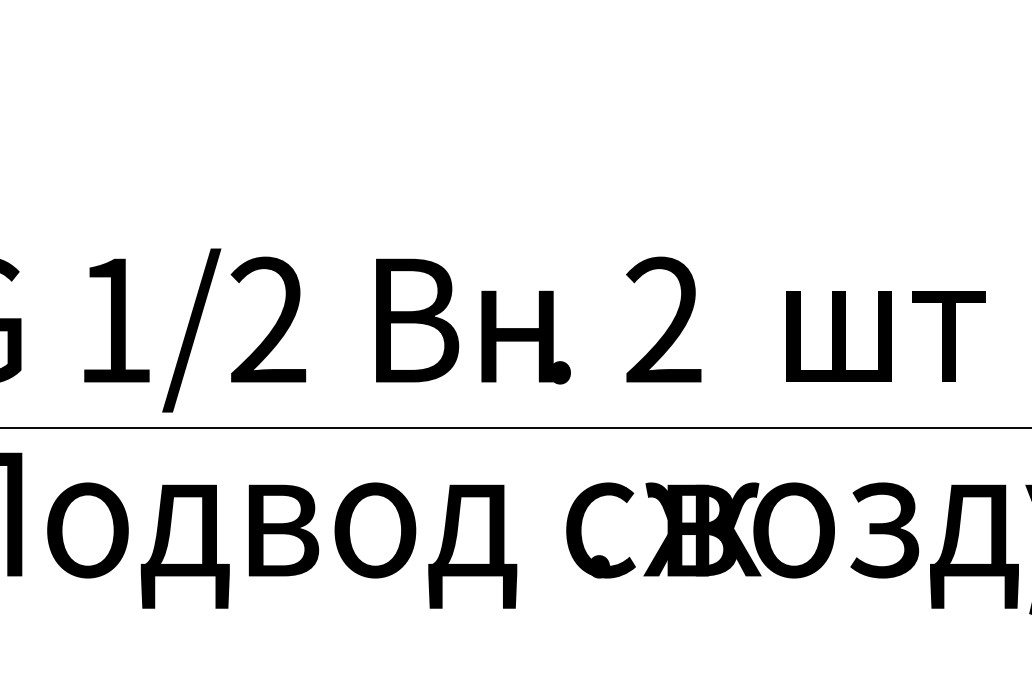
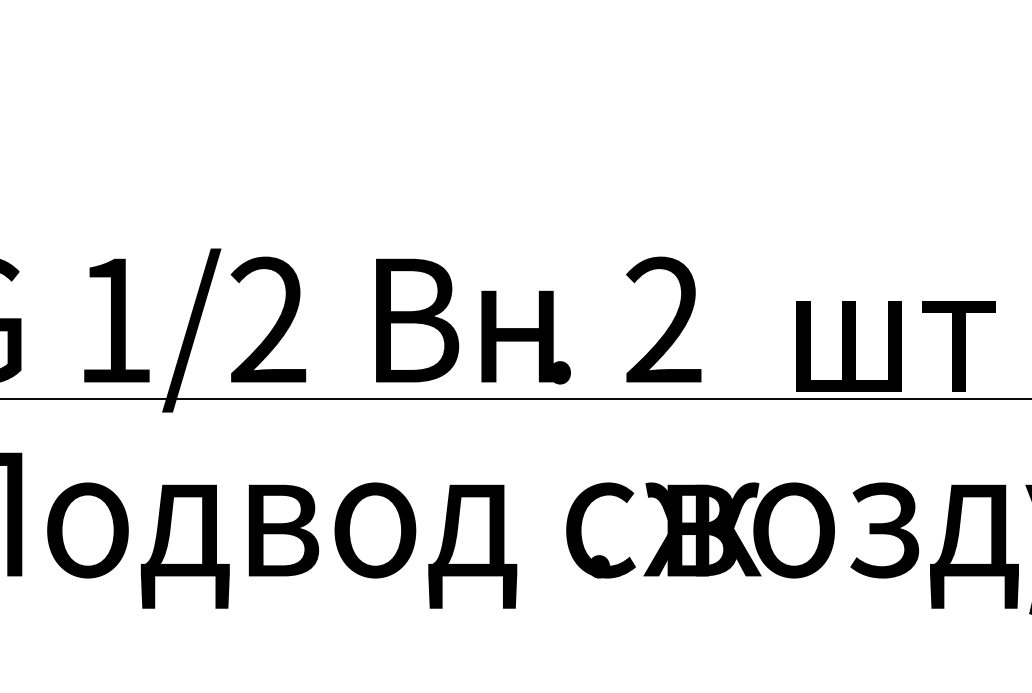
text position: (885, 336) -> (895, 346) (895, 346)
line position: (515, 428) -> (515, 399) (515, 399)
